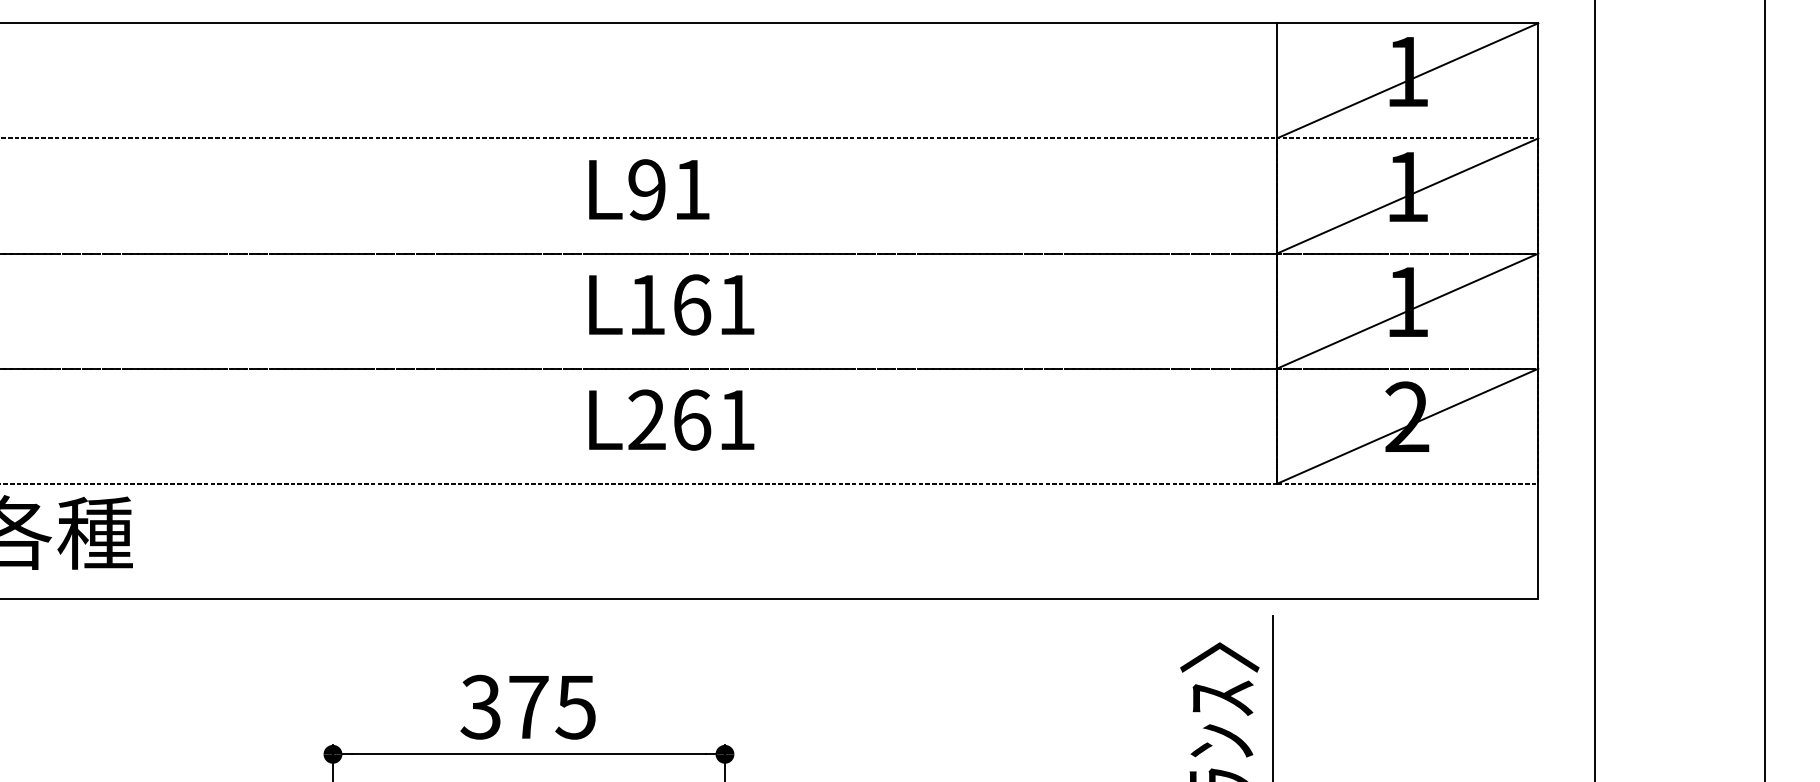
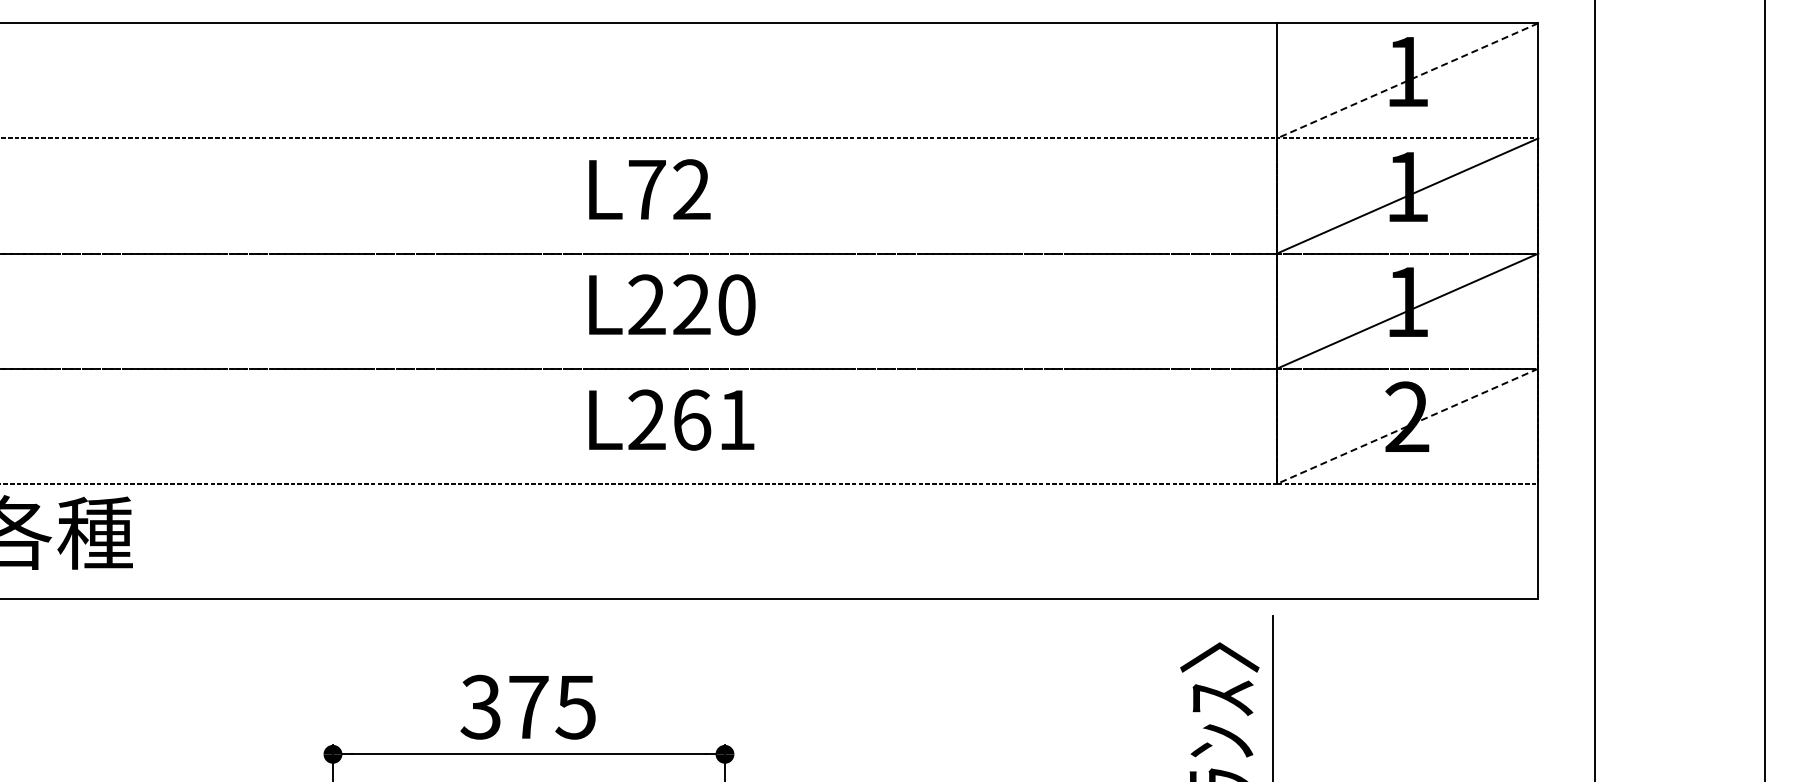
line: solid -> dashed (1407, 80)
text: L91 -> L72 (669, 189)
text: L161 -> L220 (691, 304)
line: solid -> dashed (1407, 426)
